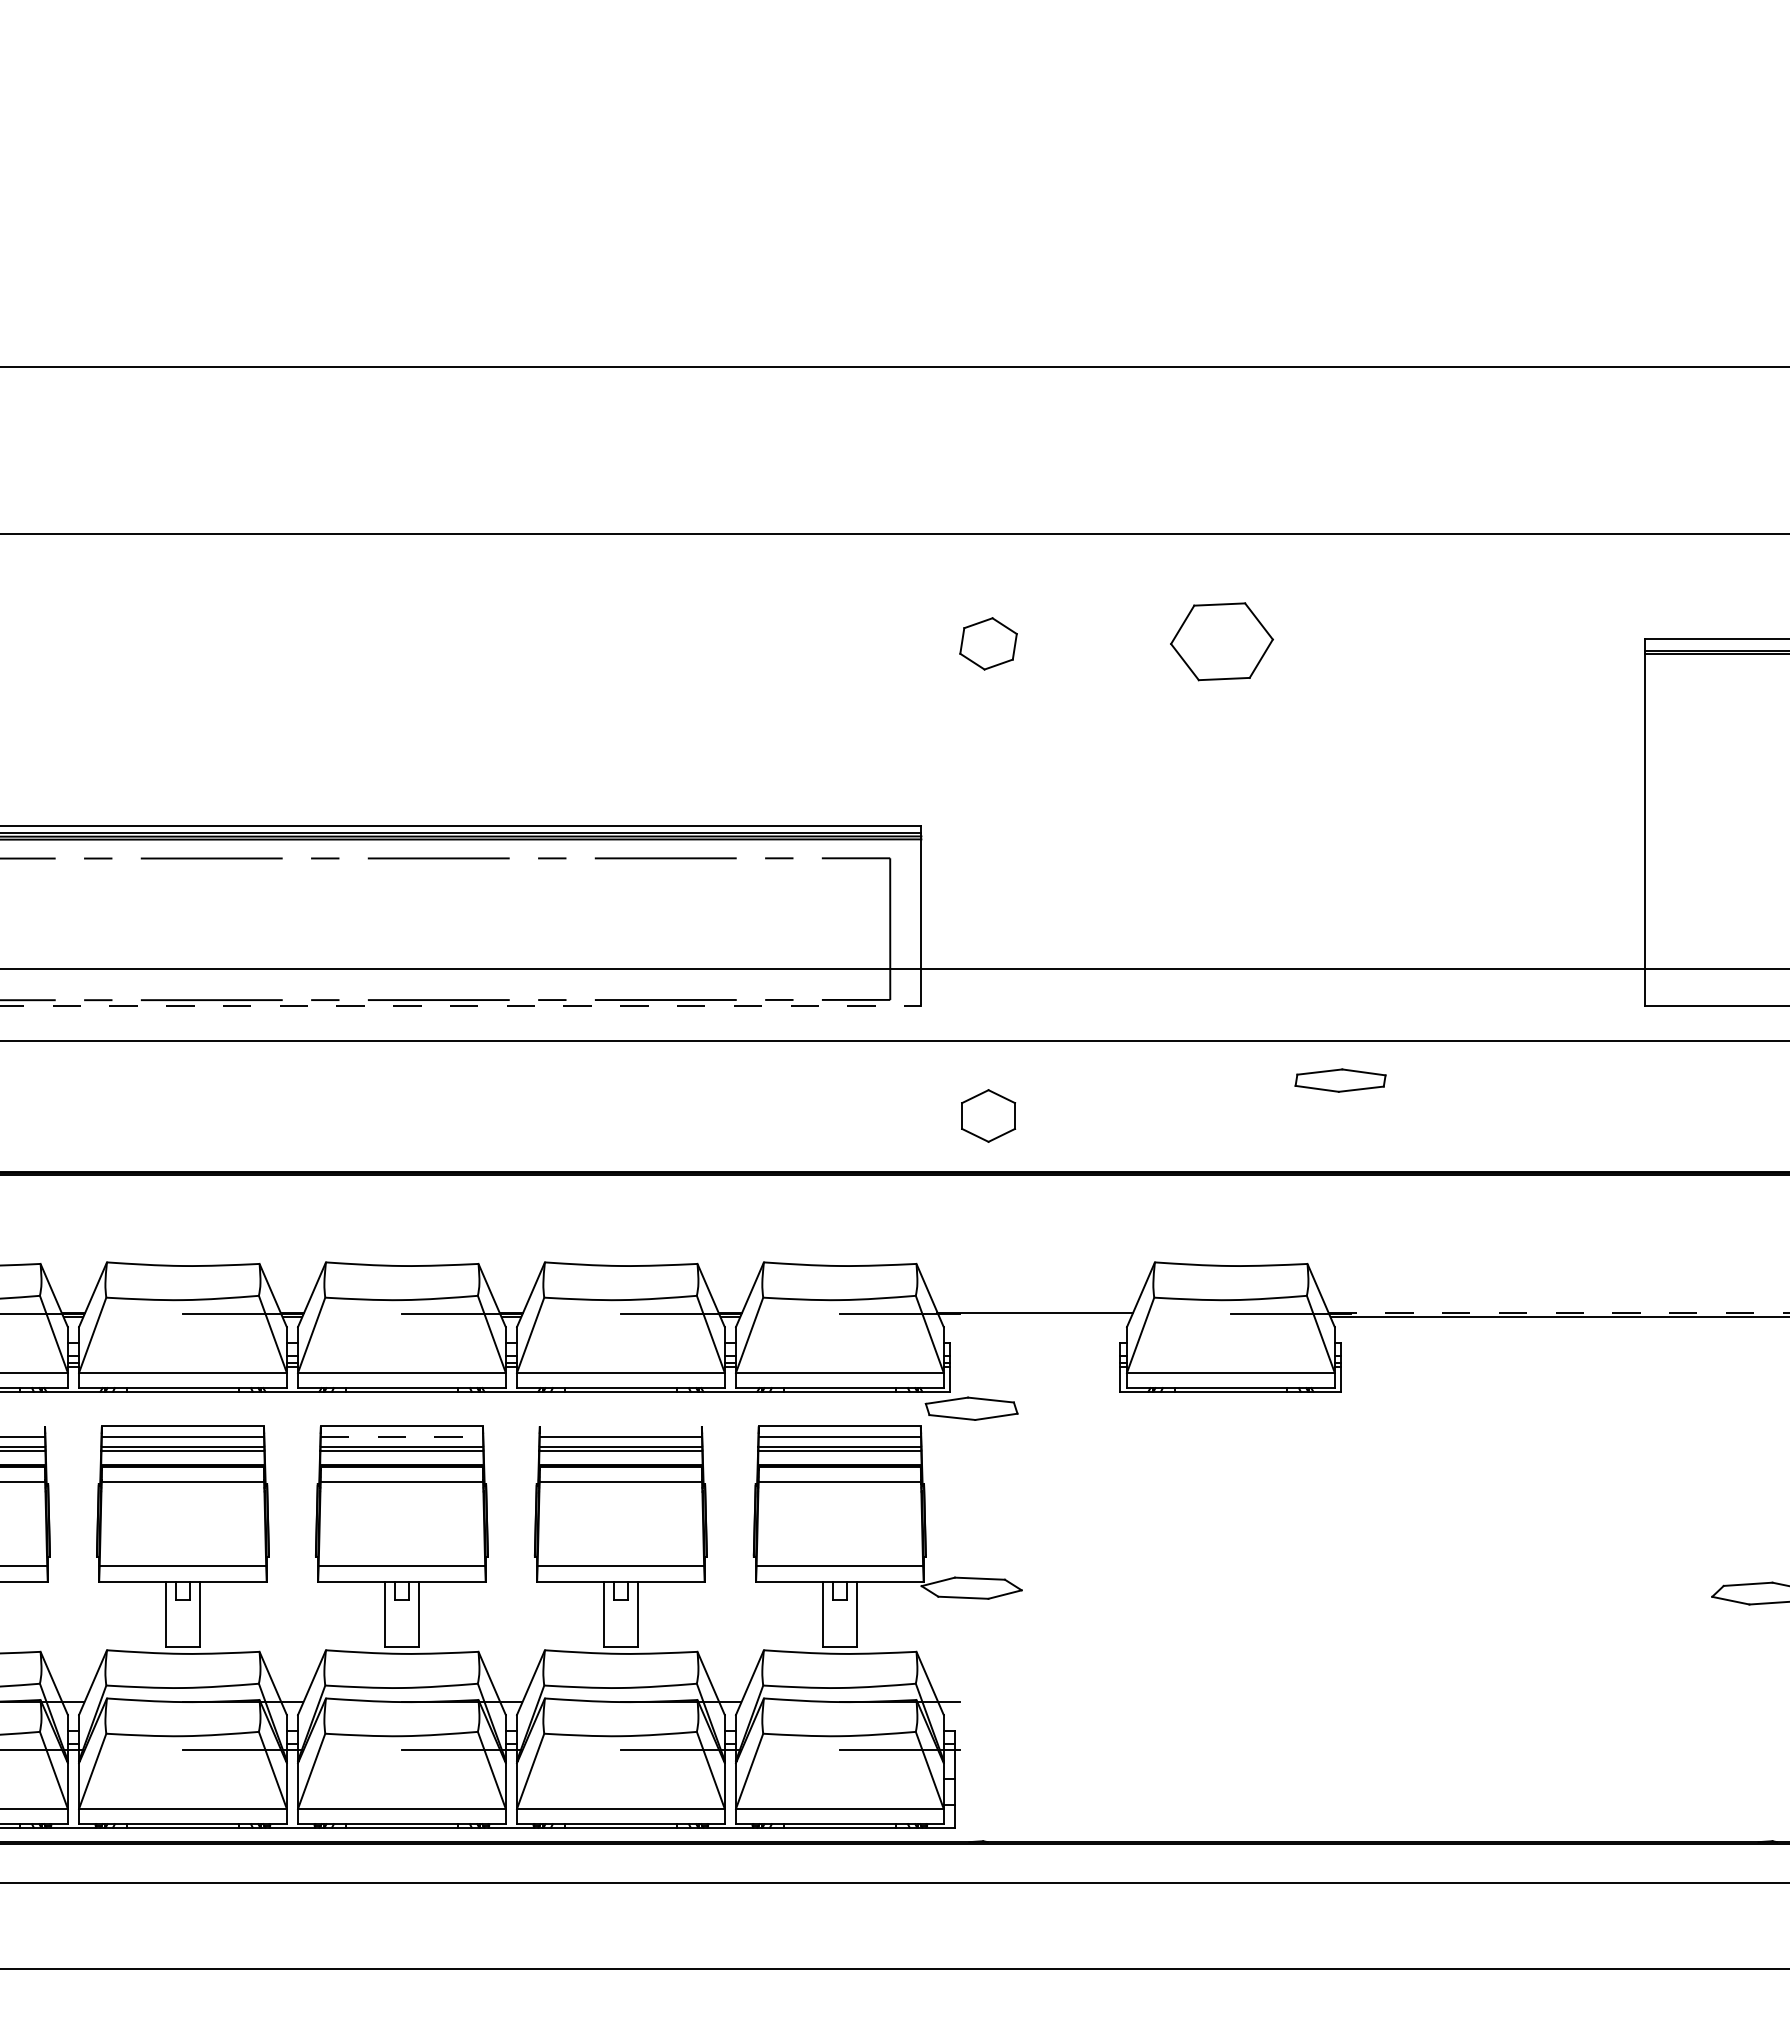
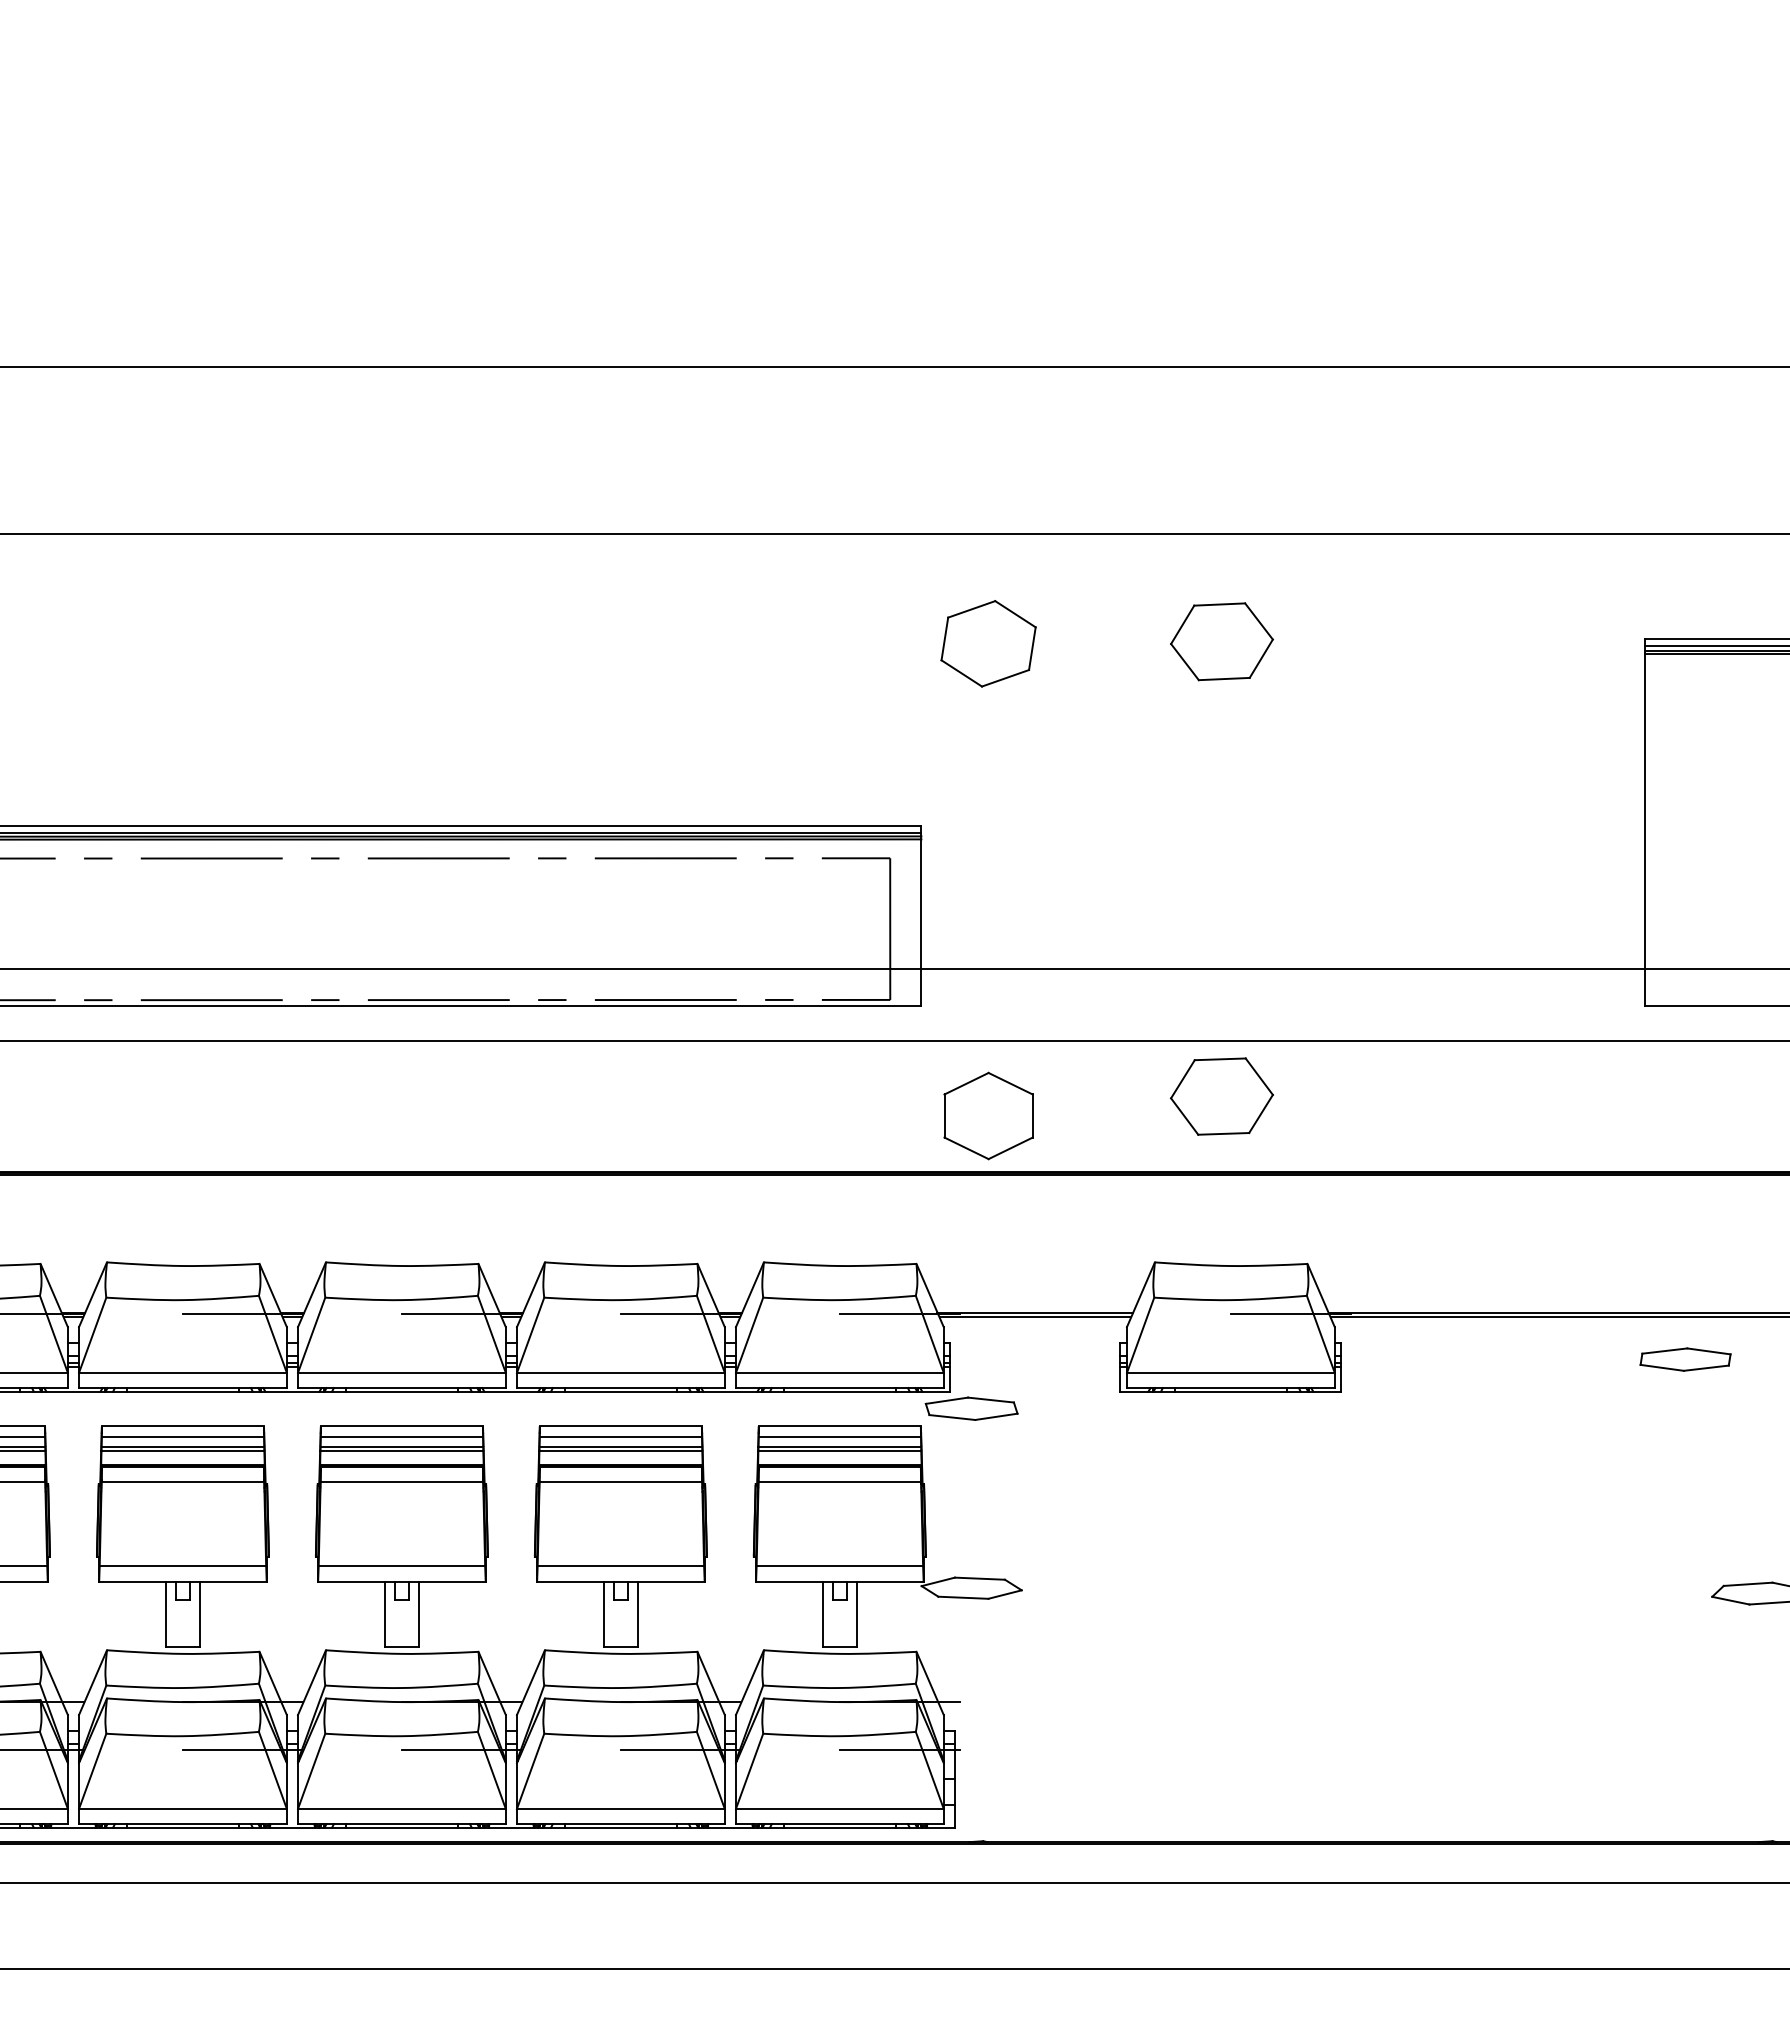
part size: 59x54 px -> 97x88 px (988, 643)
line: none -> present (1715, 646)
line: dashed -> solid (461, 1005)
part position: (1340, 1080) -> (1685, 1359) (1685, 1359)
part: none -> present (1221, 1096)
part size: 56x54 px -> 91x90 px (988, 1115)
line: dashed -> solid (1559, 1312)
line: none -> present (1035, 1317)
line: none -> present (23, 1426)
line: none -> present (620, 1426)
line: dashed -> solid (402, 1436)
